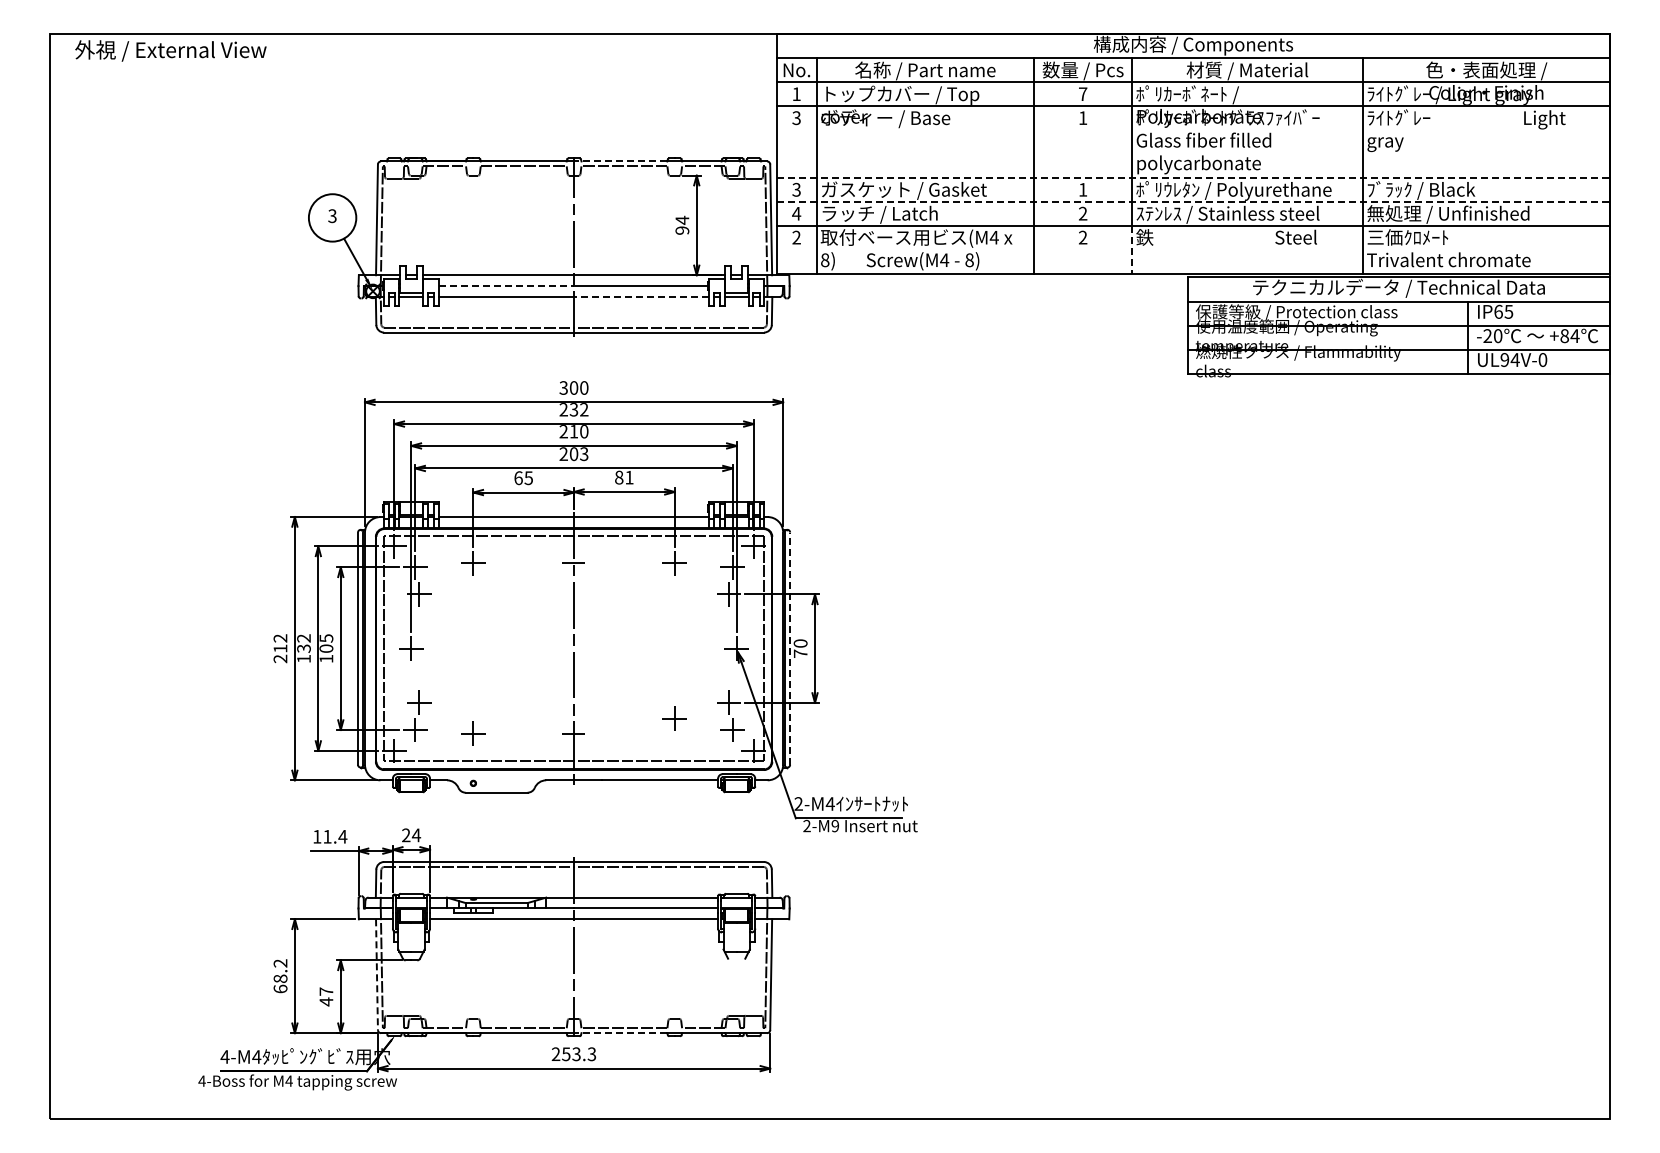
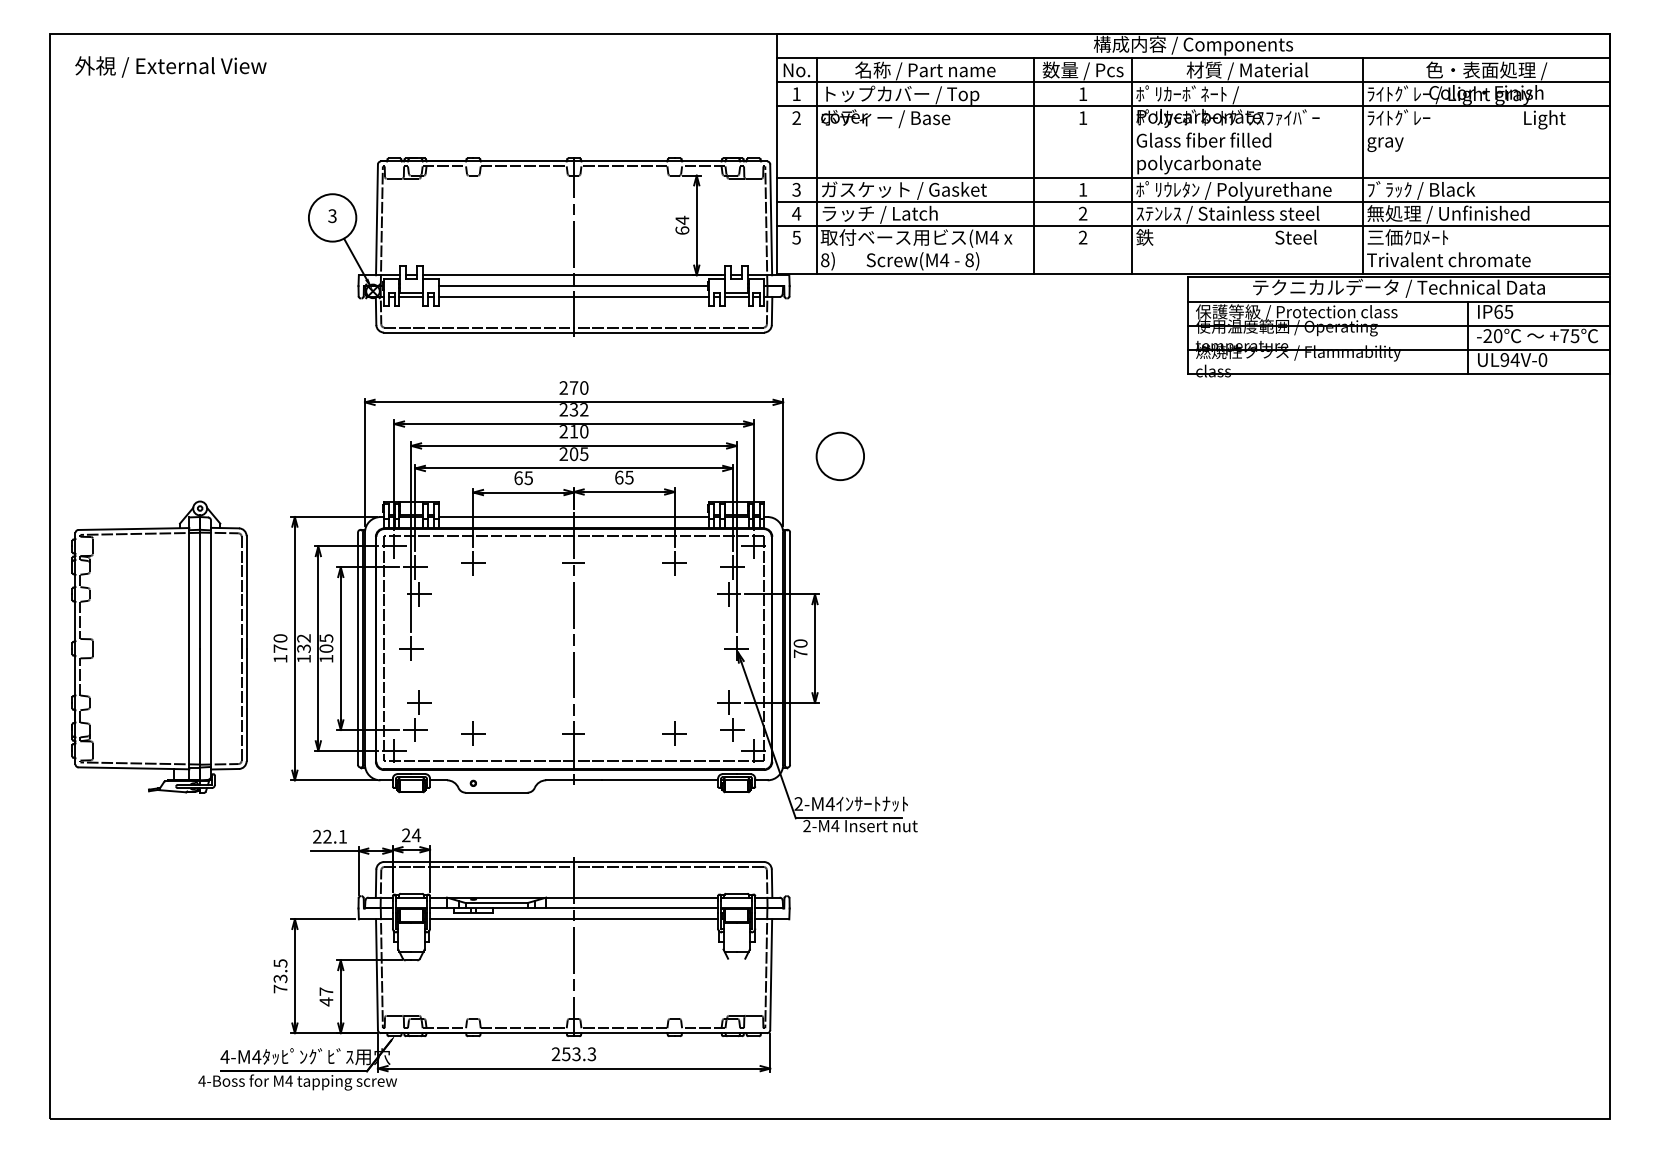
text position: (170, 50) -> (170, 66) (170, 66)
text: 7 -> 1 (1083, 93)
text: 3 -> 2 (796, 118)
line: dashed -> solid (620, 161)
line: dashed -> solid (1193, 177)
line: dashed -> solid (1193, 201)
text: 94 -> 64 (682, 230)
text: 2 -> 5 (796, 237)
line: dashed -> solid (1132, 249)
line: dashed -> solid (506, 286)
line: dashed -> solid (641, 296)
text: +84 -> +75 (1569, 336)
text: 300 -> 270 (568, 387)
text: 203 -> 205 (584, 453)
circle: none -> present (839, 455)
text: 81 -> 65 (624, 477)
part: none -> present (159, 646)
text: 212 -> 170 (280, 648)
line: dashed -> solid (790, 648)
part position: (674, 718) -> (674, 733) (674, 733)
text: 2-M9 -> 2-M4 (835, 825)
text: 11.4 -> 22.1 (330, 836)
line: dashed -> solid (377, 975)
text: 68.2 -> 73.5 (280, 976)
line: dashed -> solid (620, 1033)
